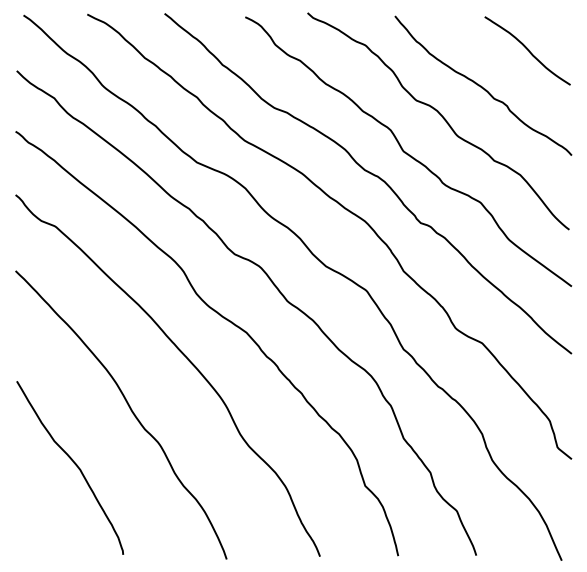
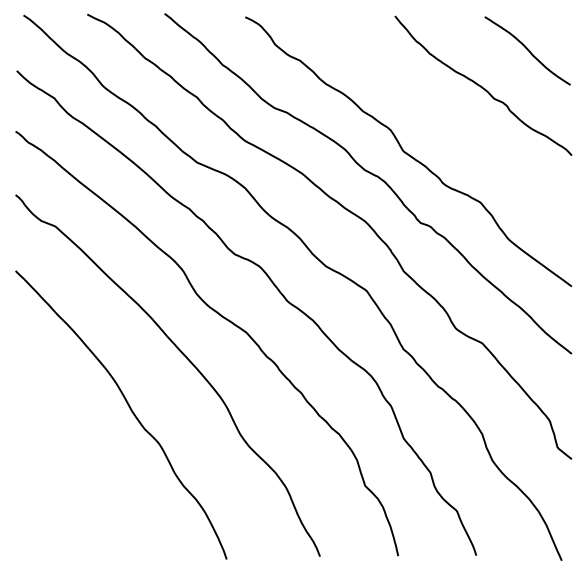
curve: present -> none (442, 118)
curve: present -> none (73, 463)
